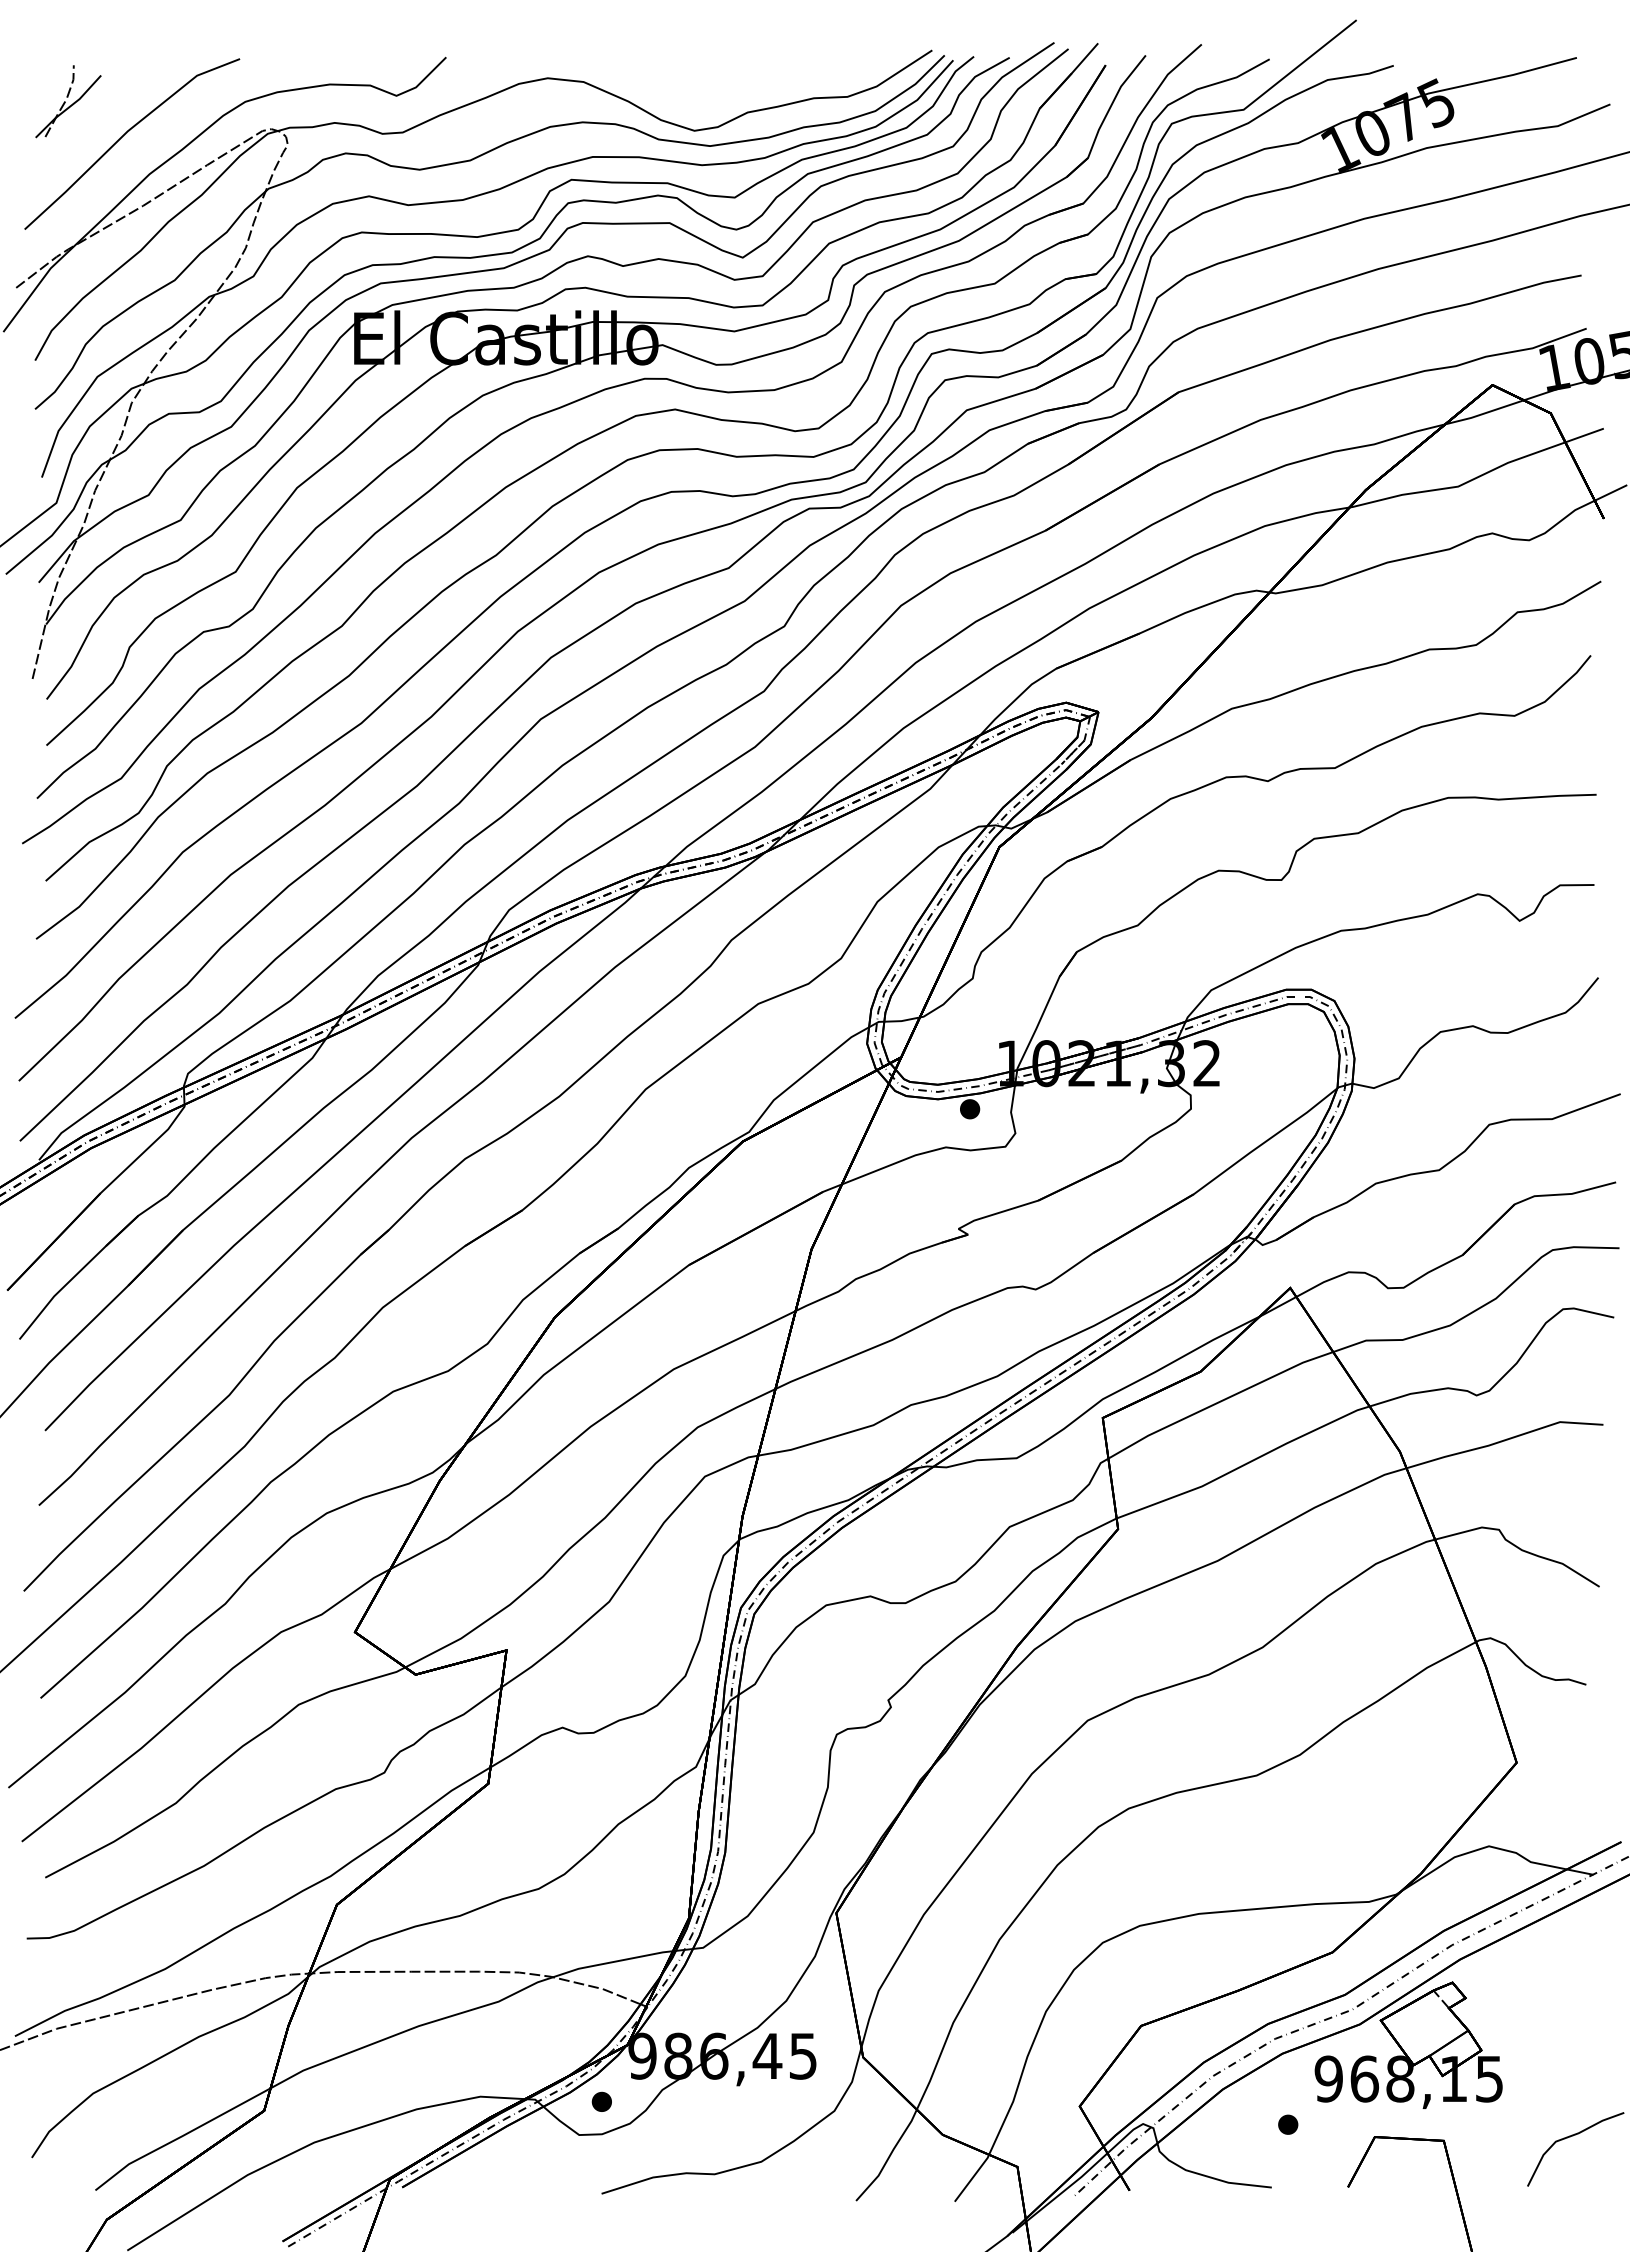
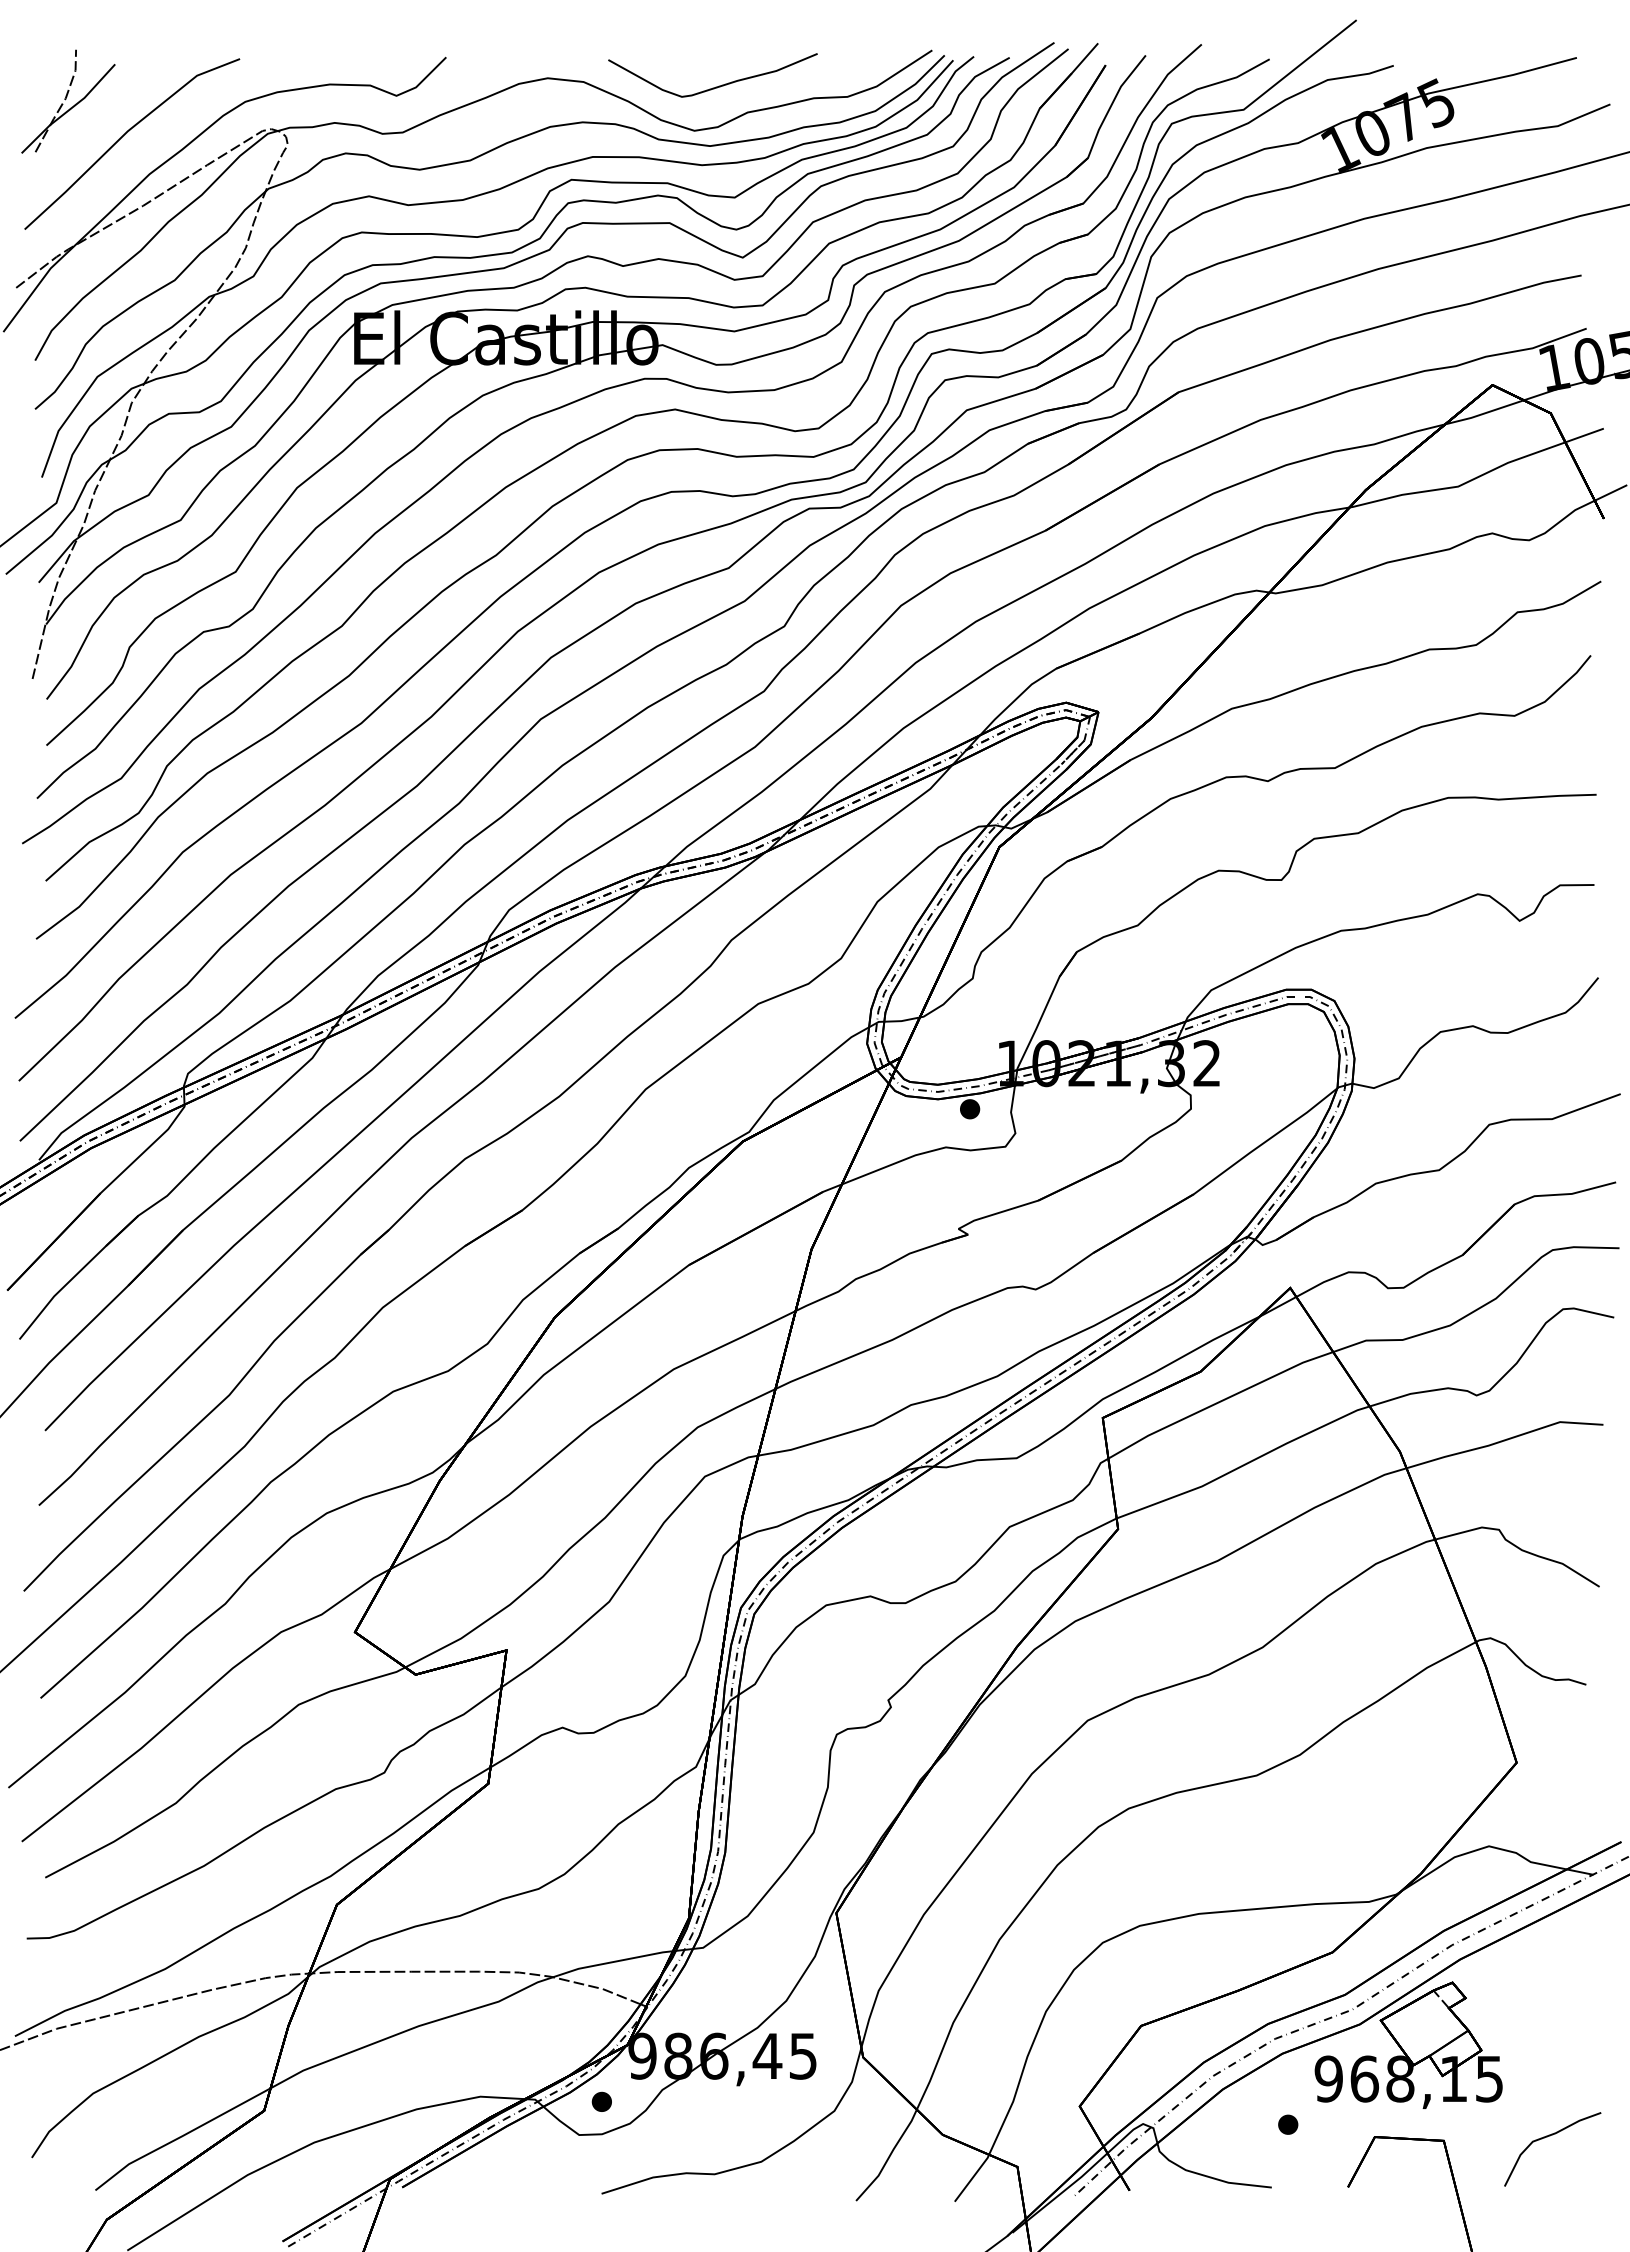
curve: none -> present (715, 86)
part size: 67x74 px -> 95x105 px (68, 101)
curve position: (1570, 2137) -> (1547, 2137) (1547, 2137)
